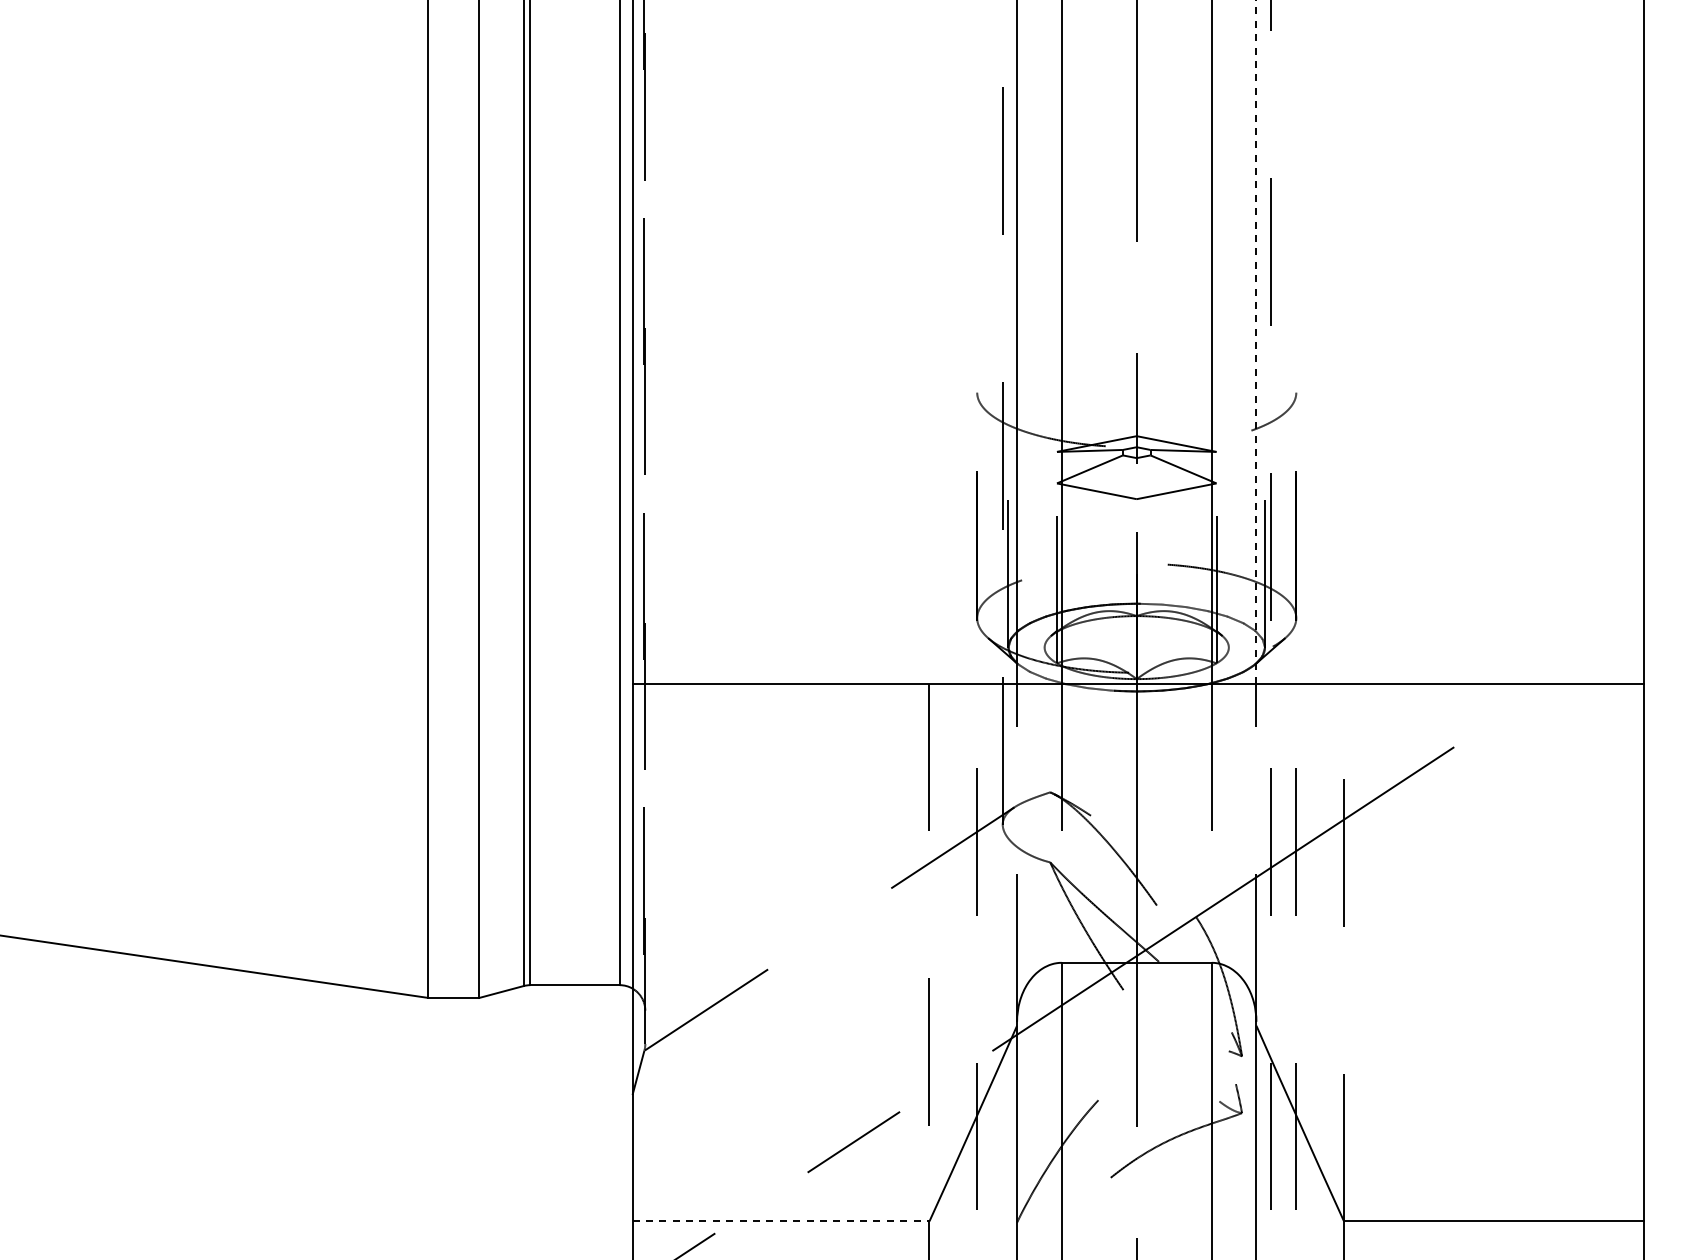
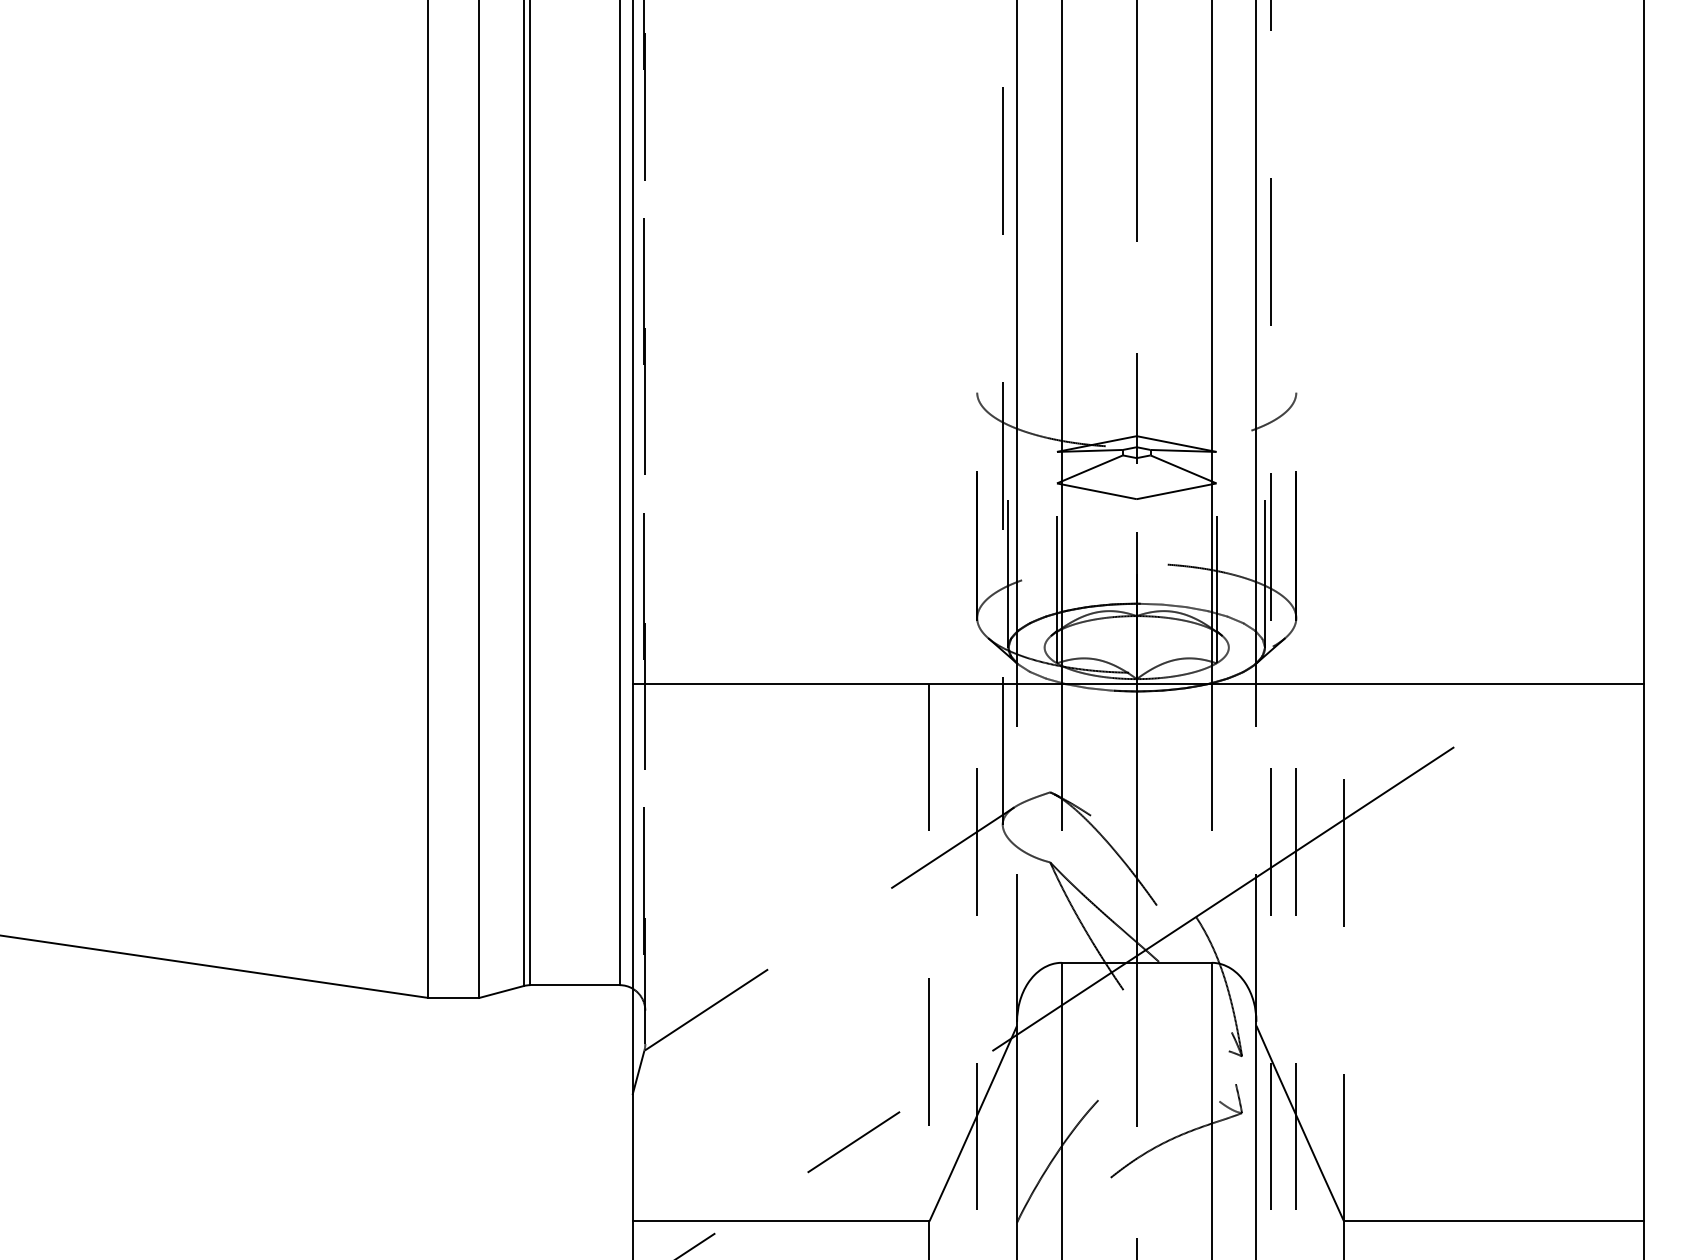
line: dashed -> solid (1256, 341)
line: dashed -> solid (781, 1221)
